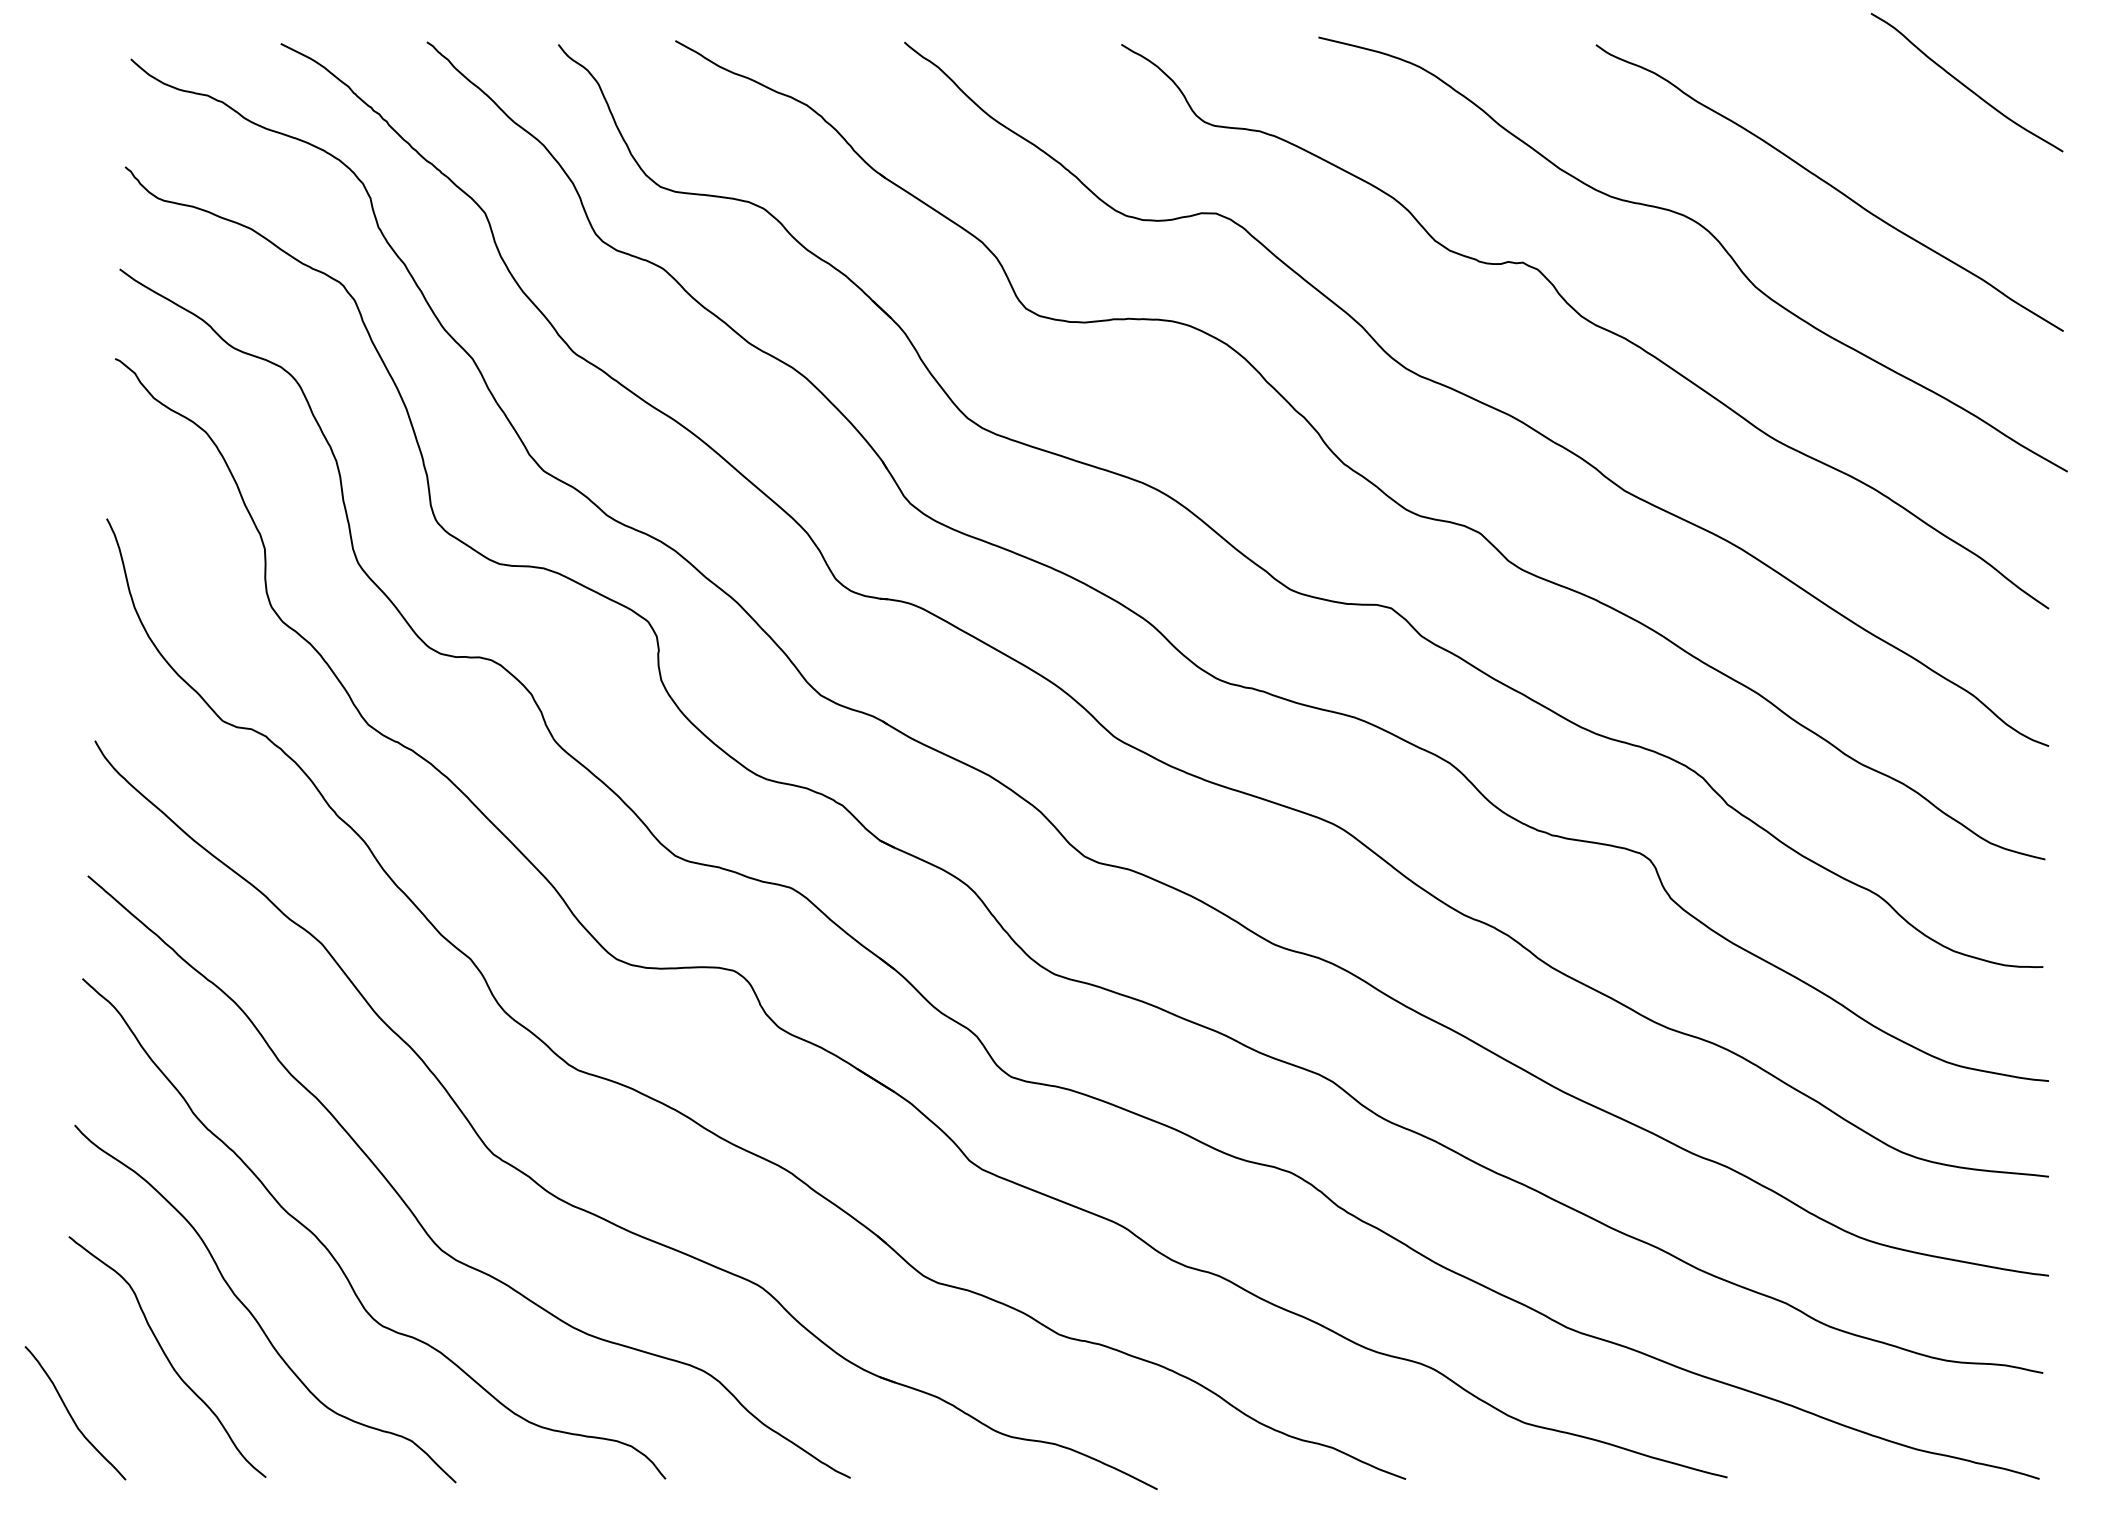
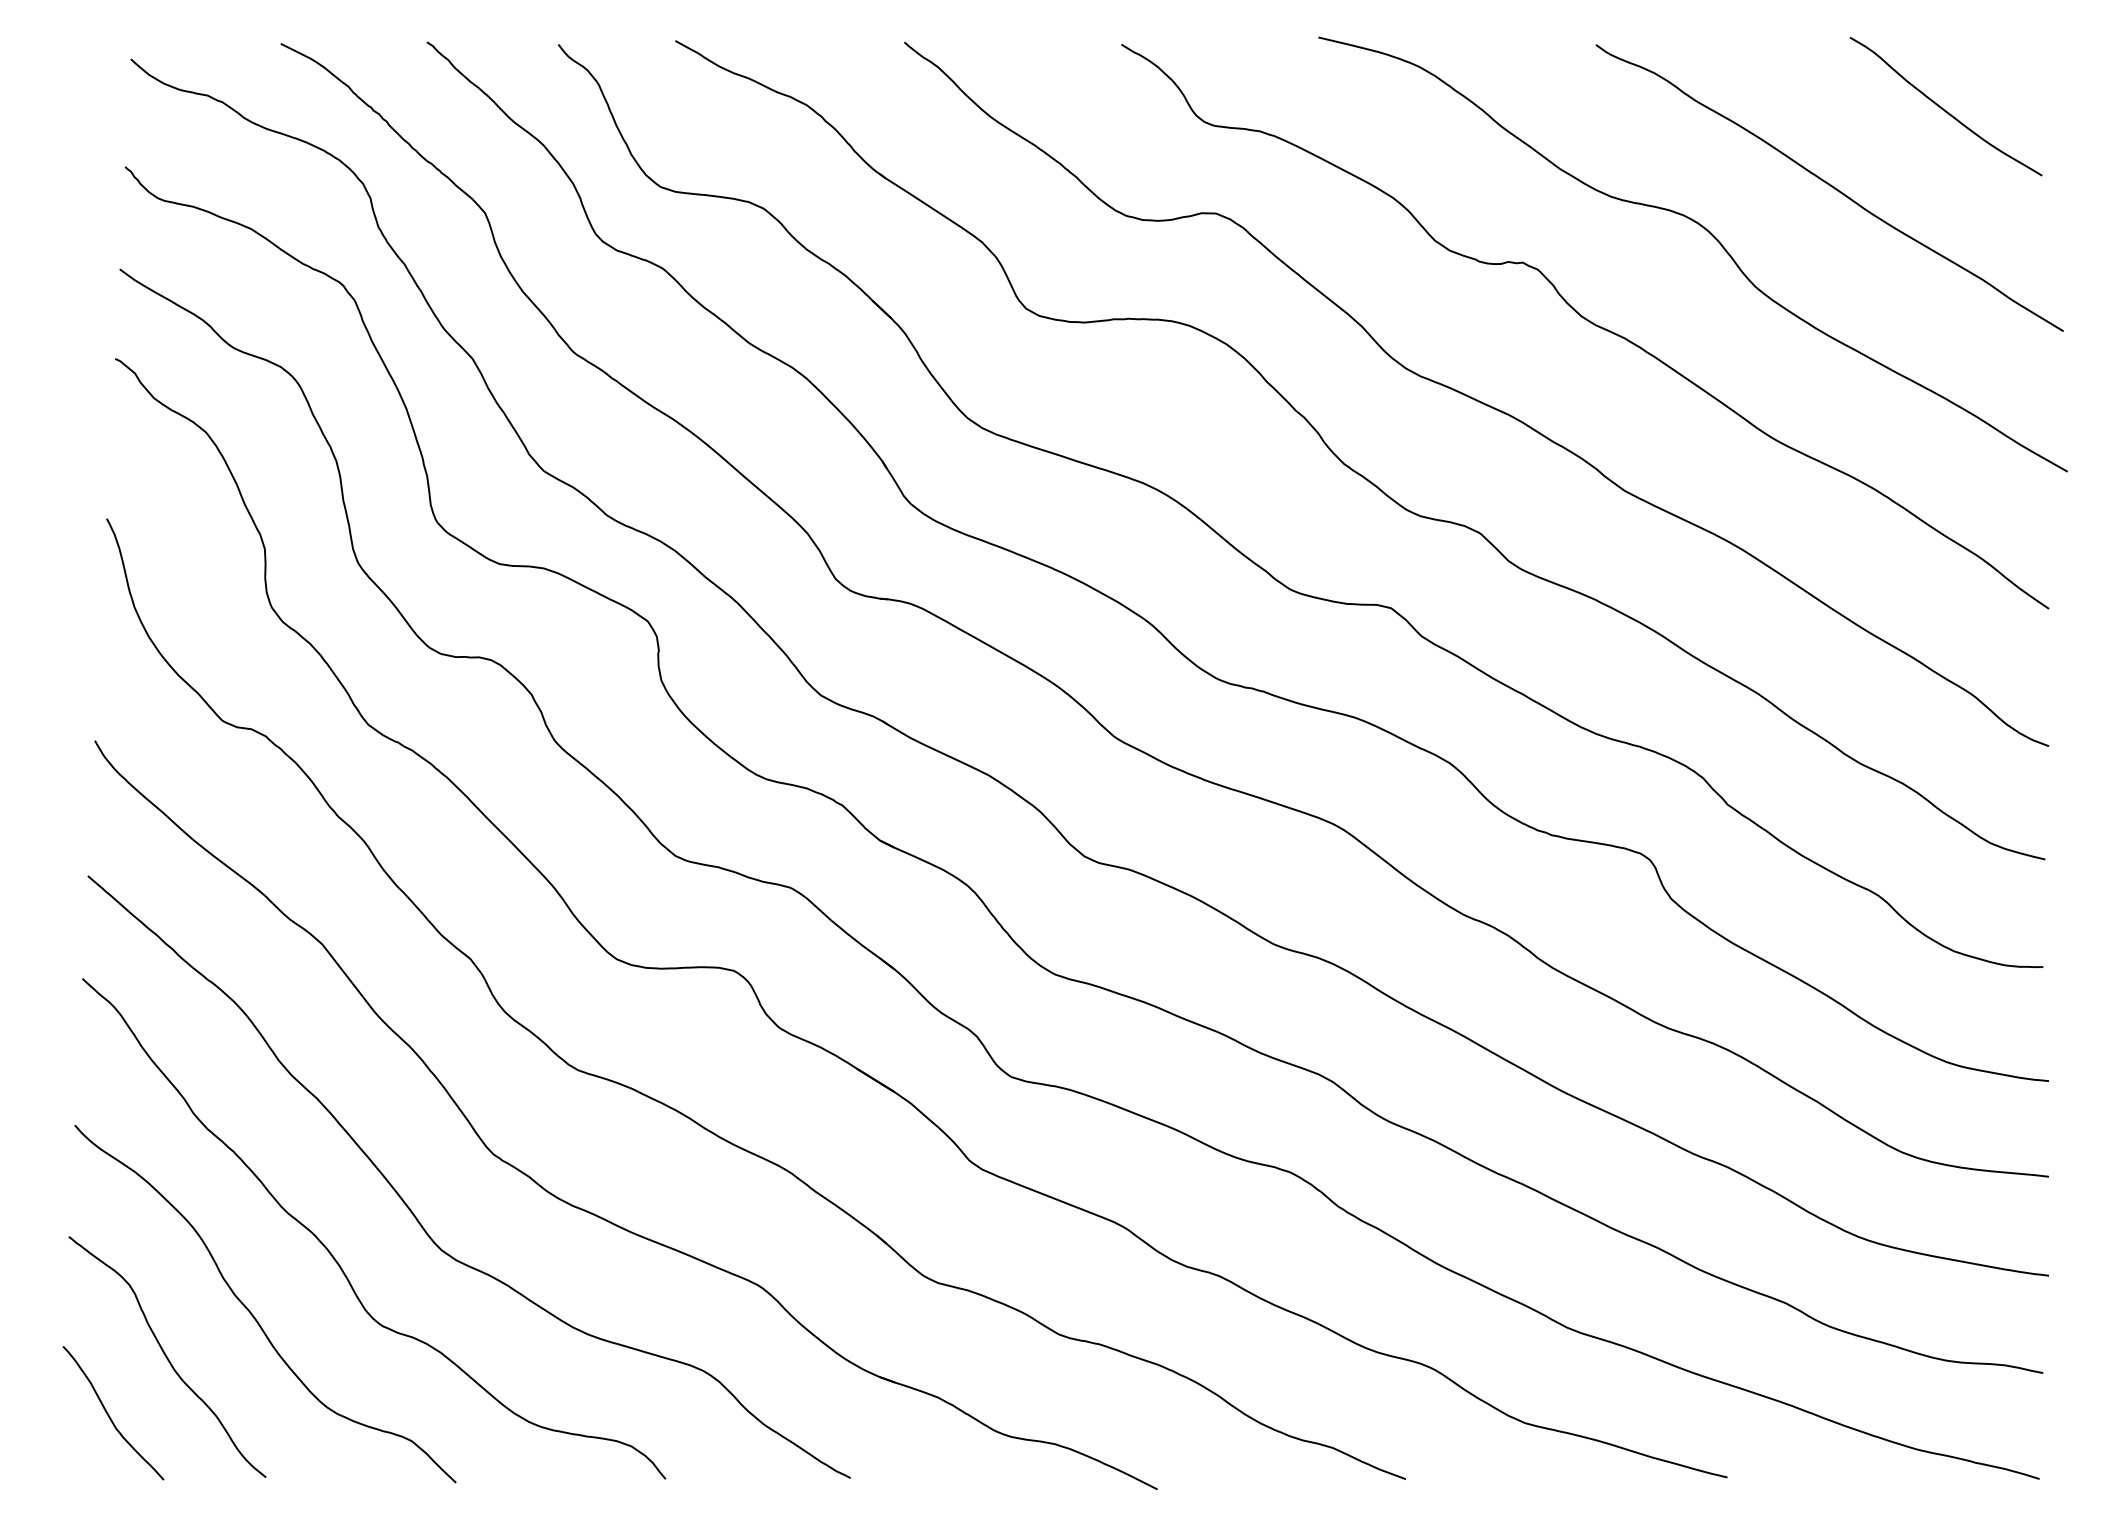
curve position: (1964, 84) -> (1943, 108) (1943, 108)
curve position: (72, 1416) -> (110, 1416) (110, 1416)
